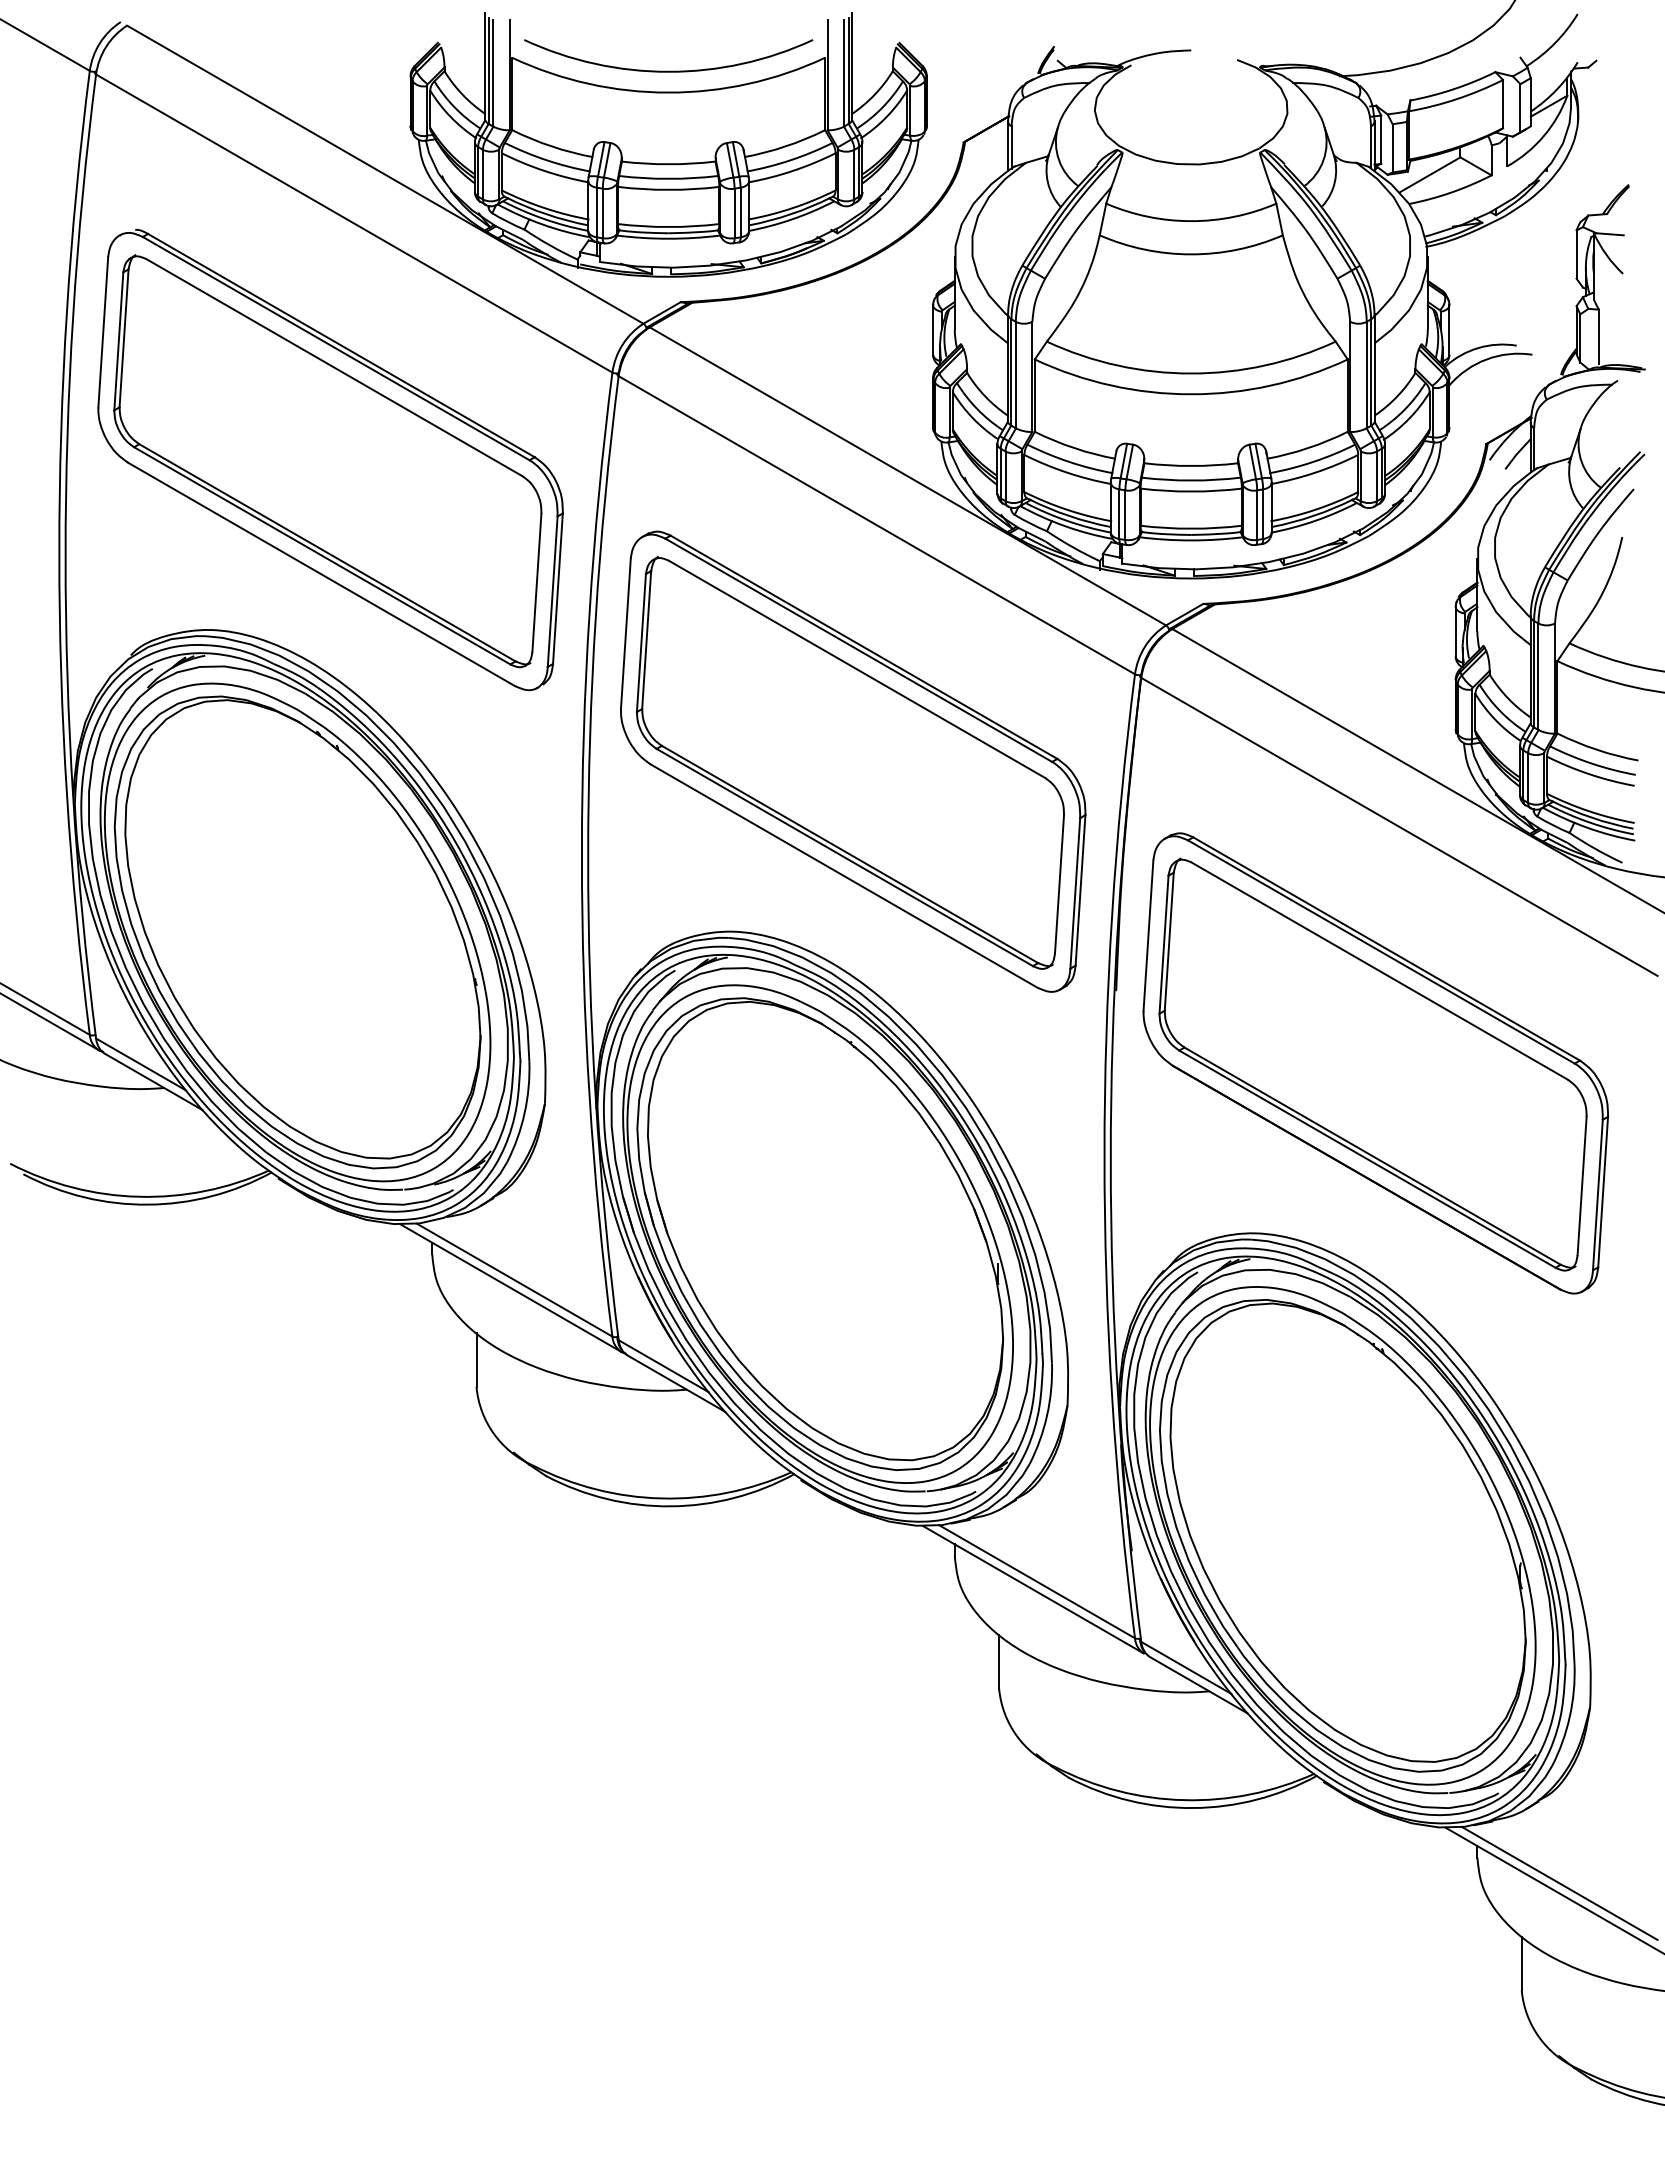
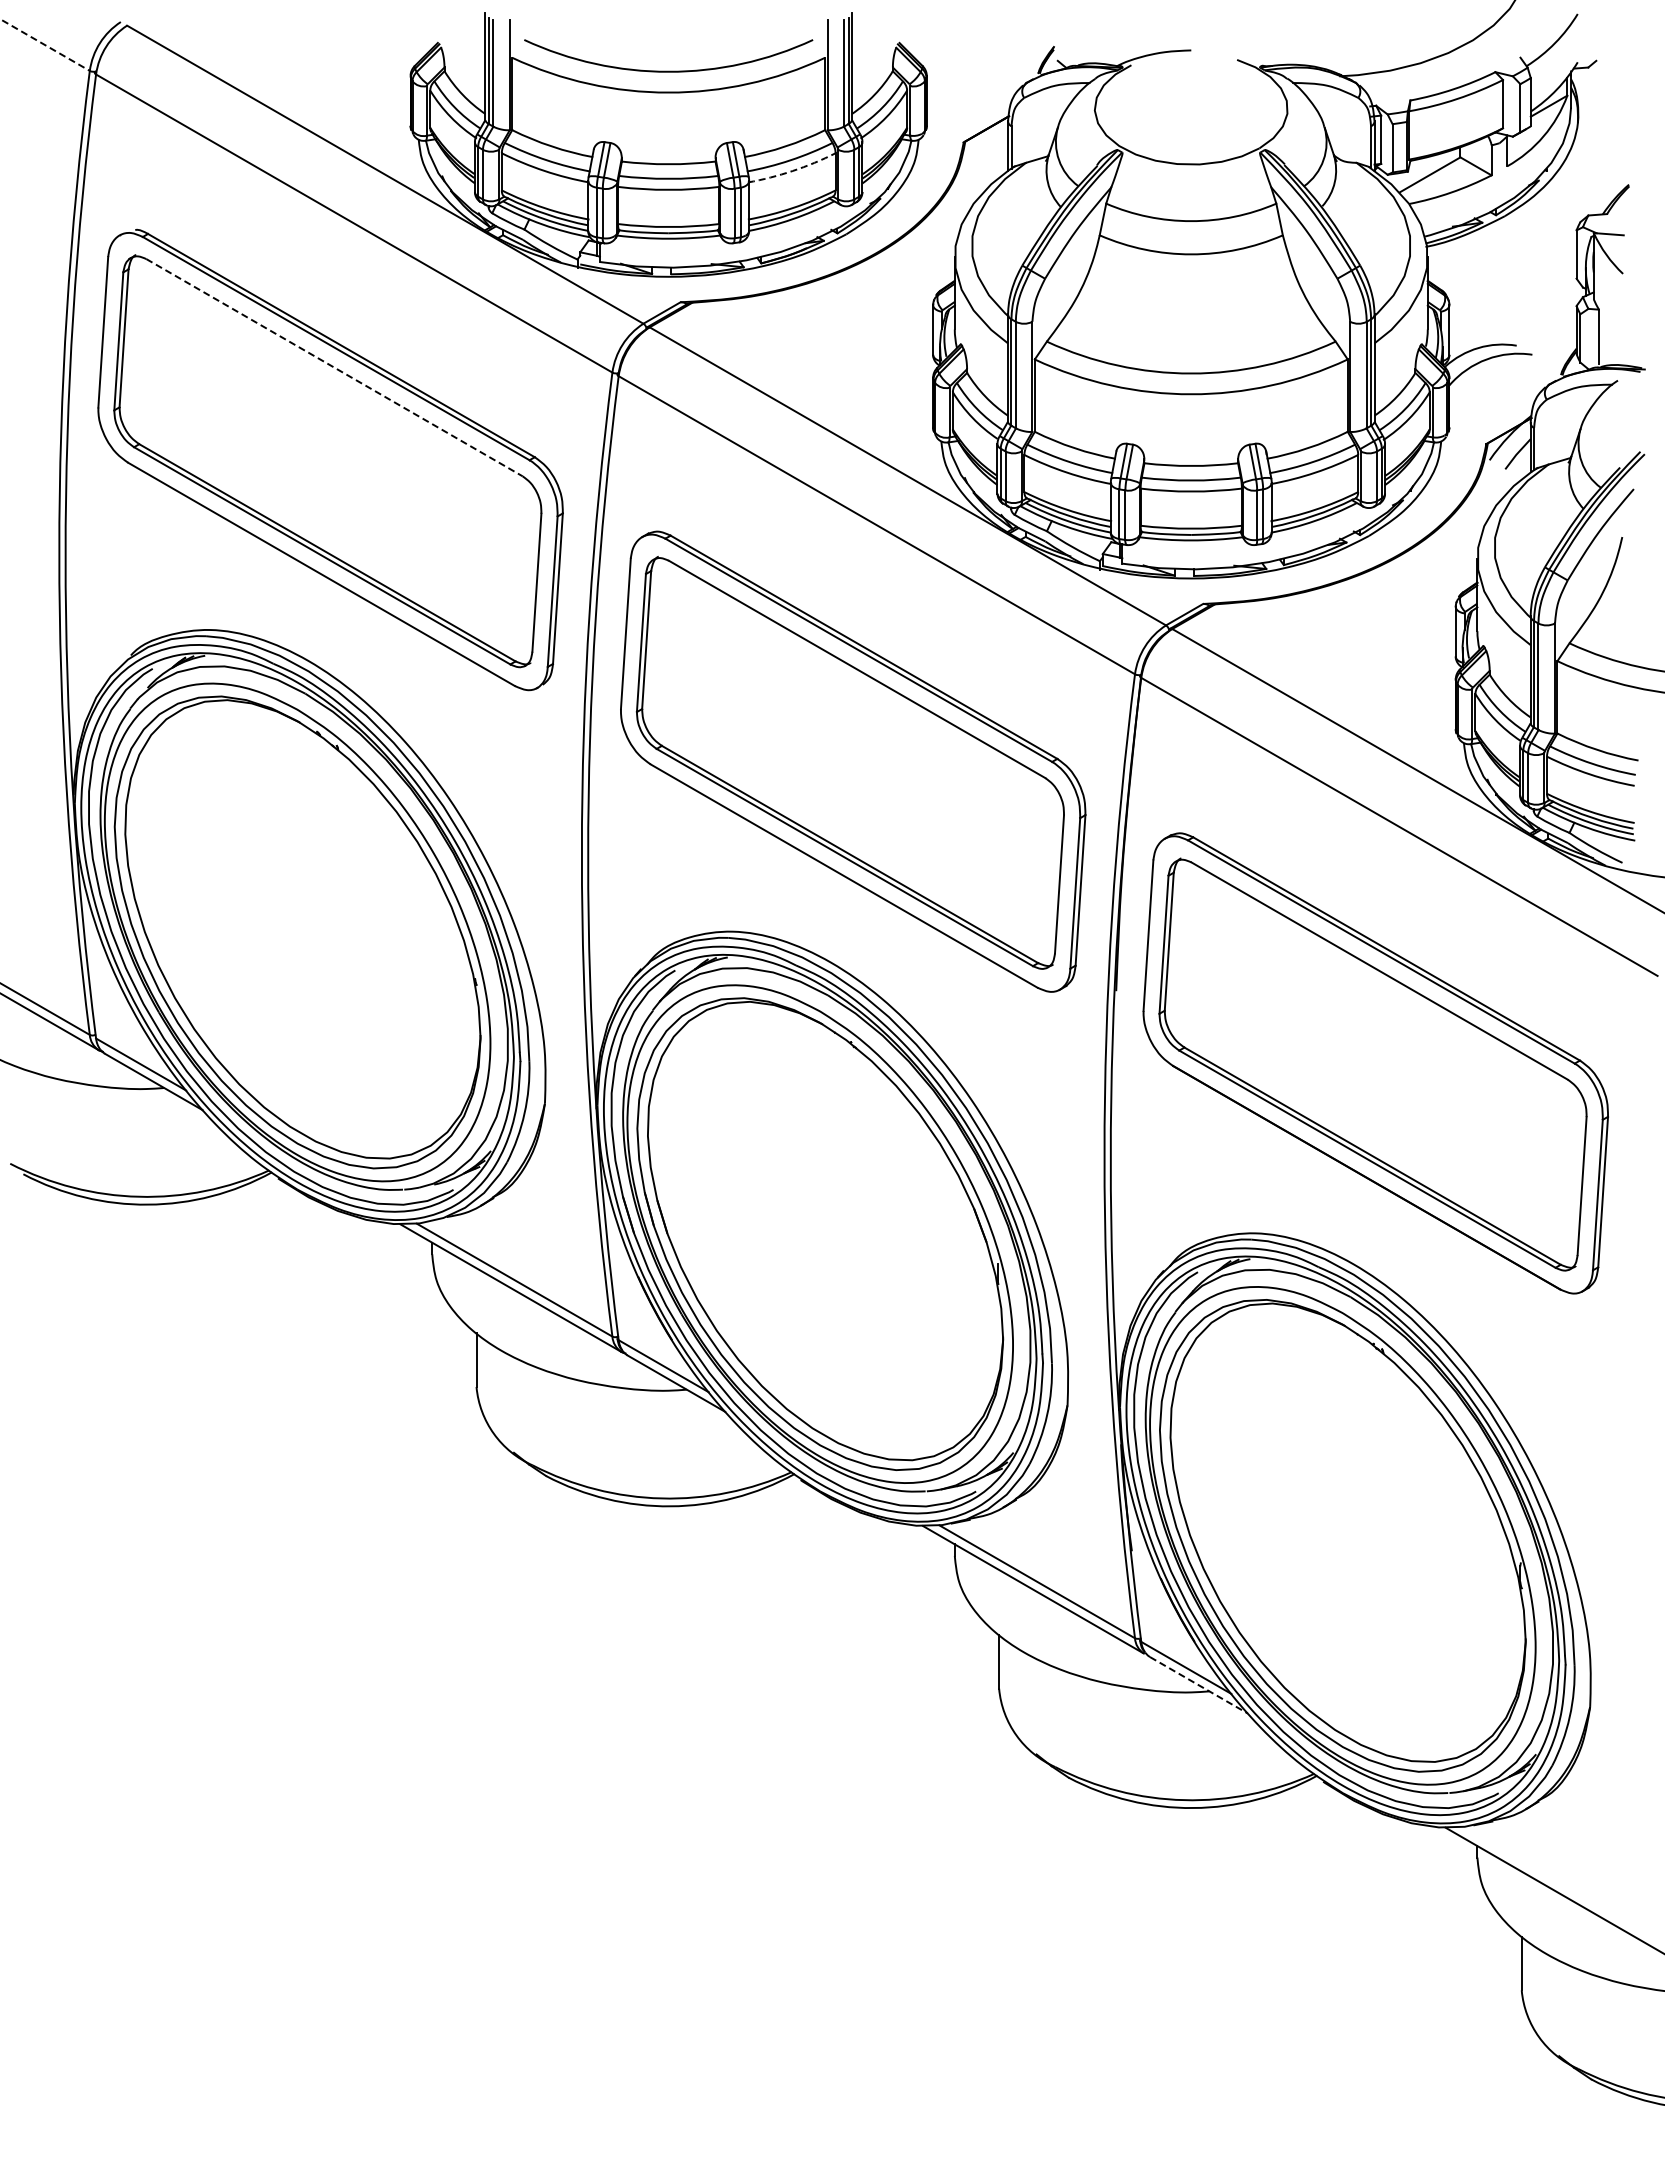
line: solid -> dashed (45, 45)
arc: solid -> dashed (792, 170)
line: solid -> dashed (334, 367)
line: solid -> dashed (1199, 1685)
line: present -> none (1559, 1883)
